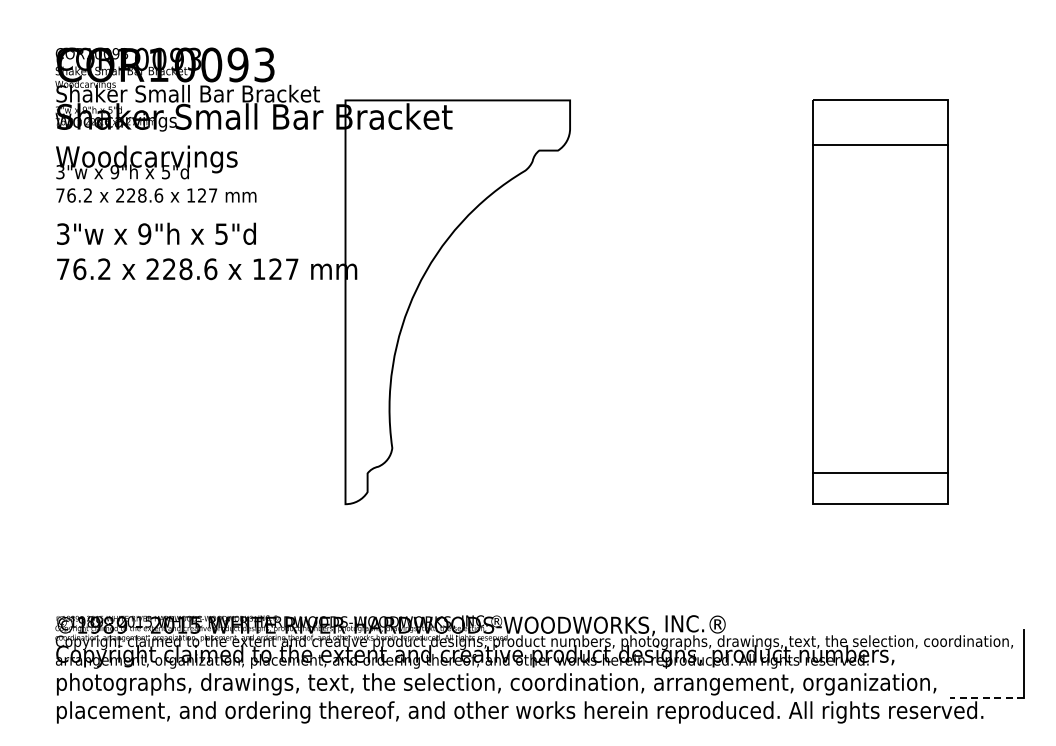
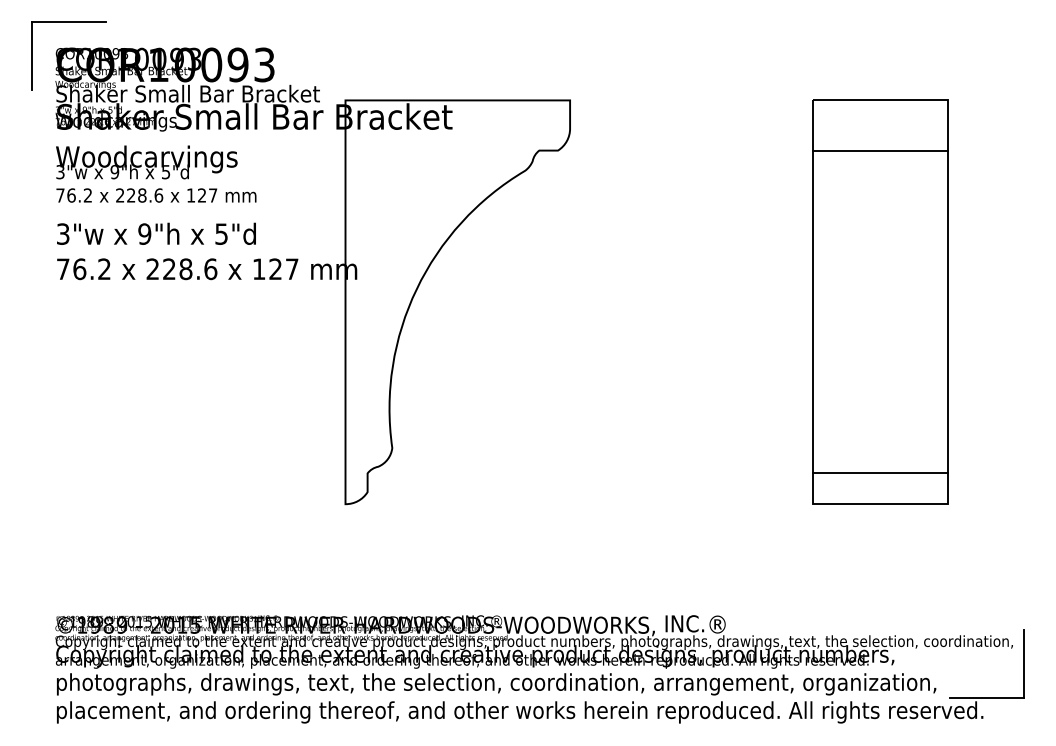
part: none -> present (68, 22)
line position: (880, 144) -> (880, 150) (880, 150)
line: dashed -> solid (986, 698)
